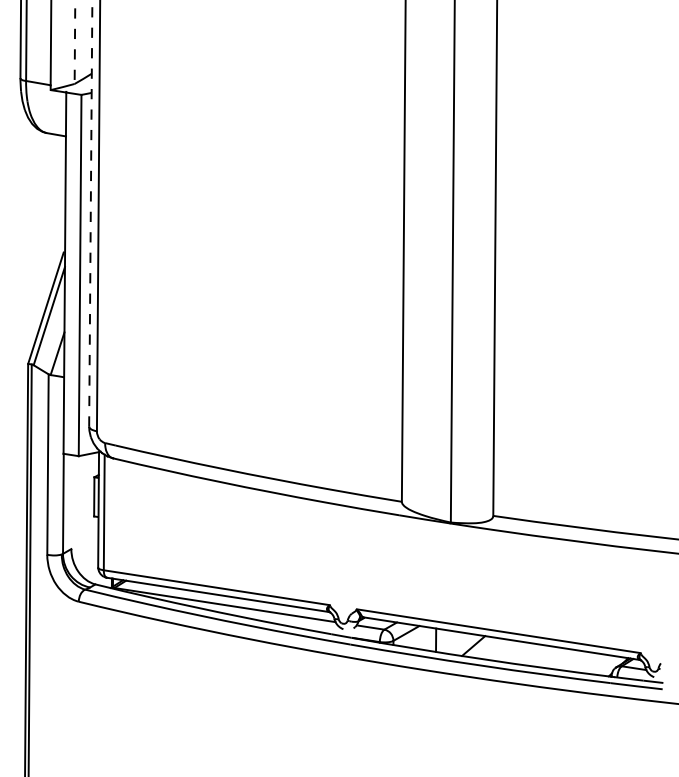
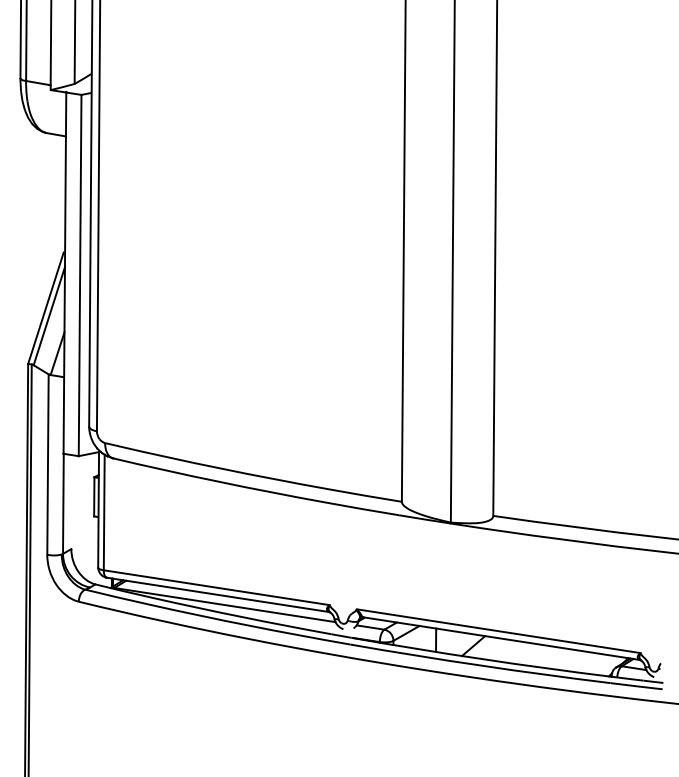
line: dashed -> solid (74, 42)
line: dashed -> solid (90, 213)
